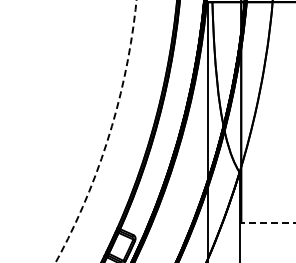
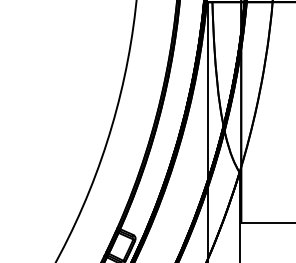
arc: dashed -> solid (108, 137)
line: dashed -> solid (268, 223)
